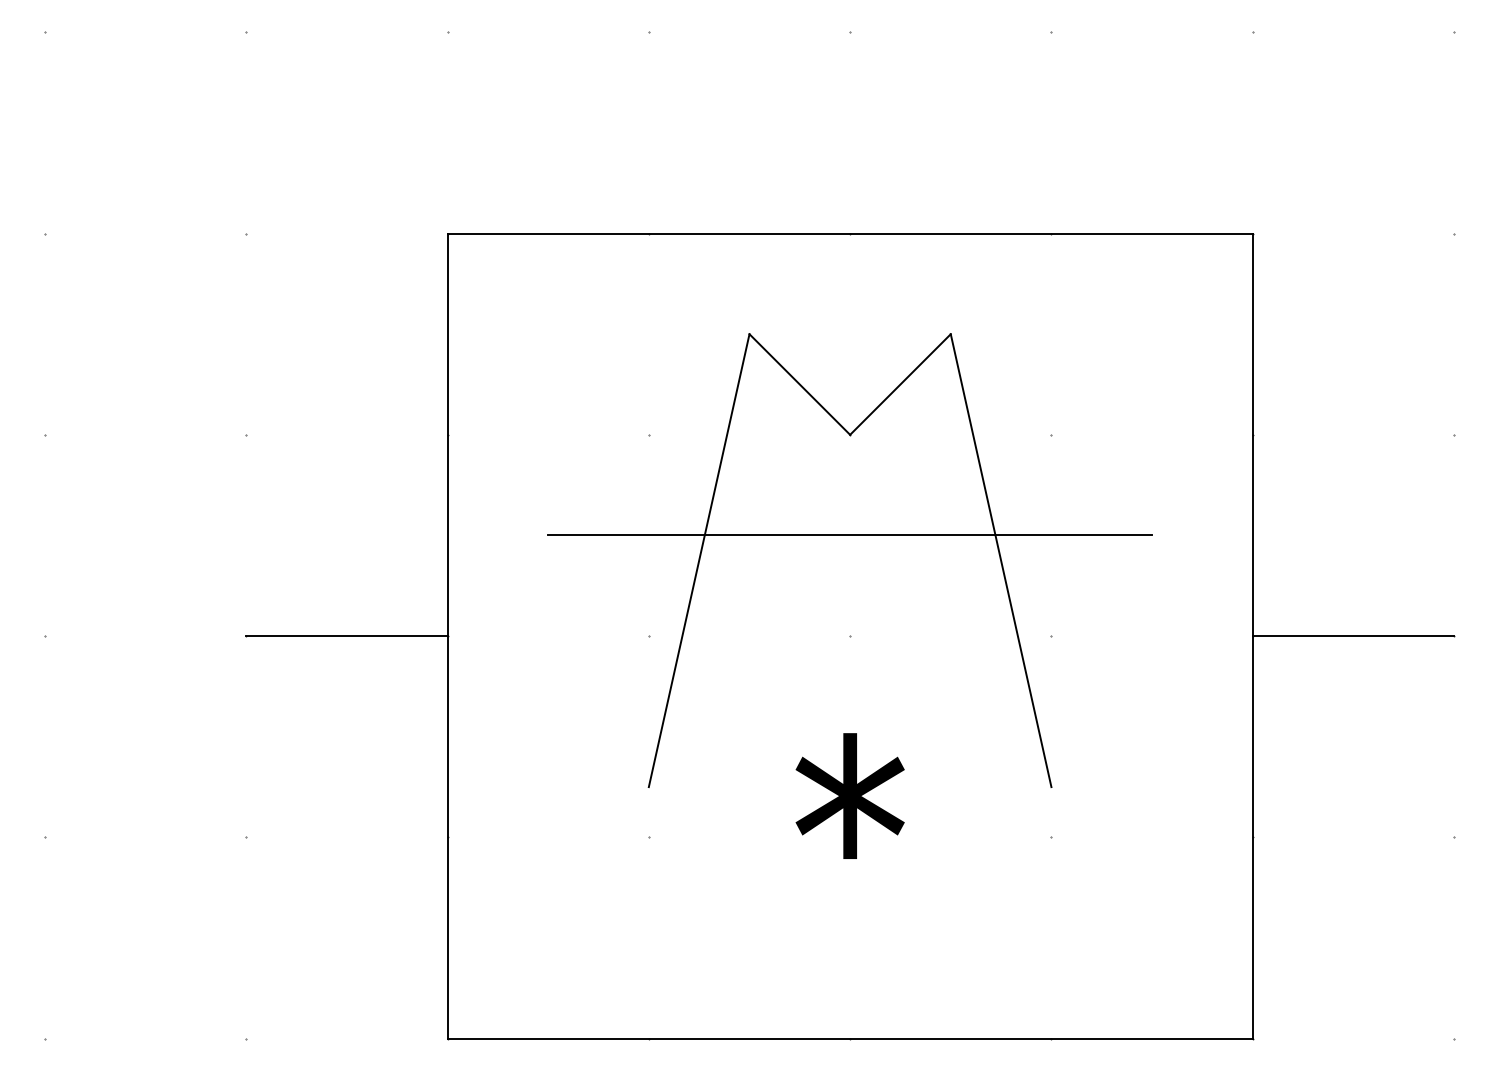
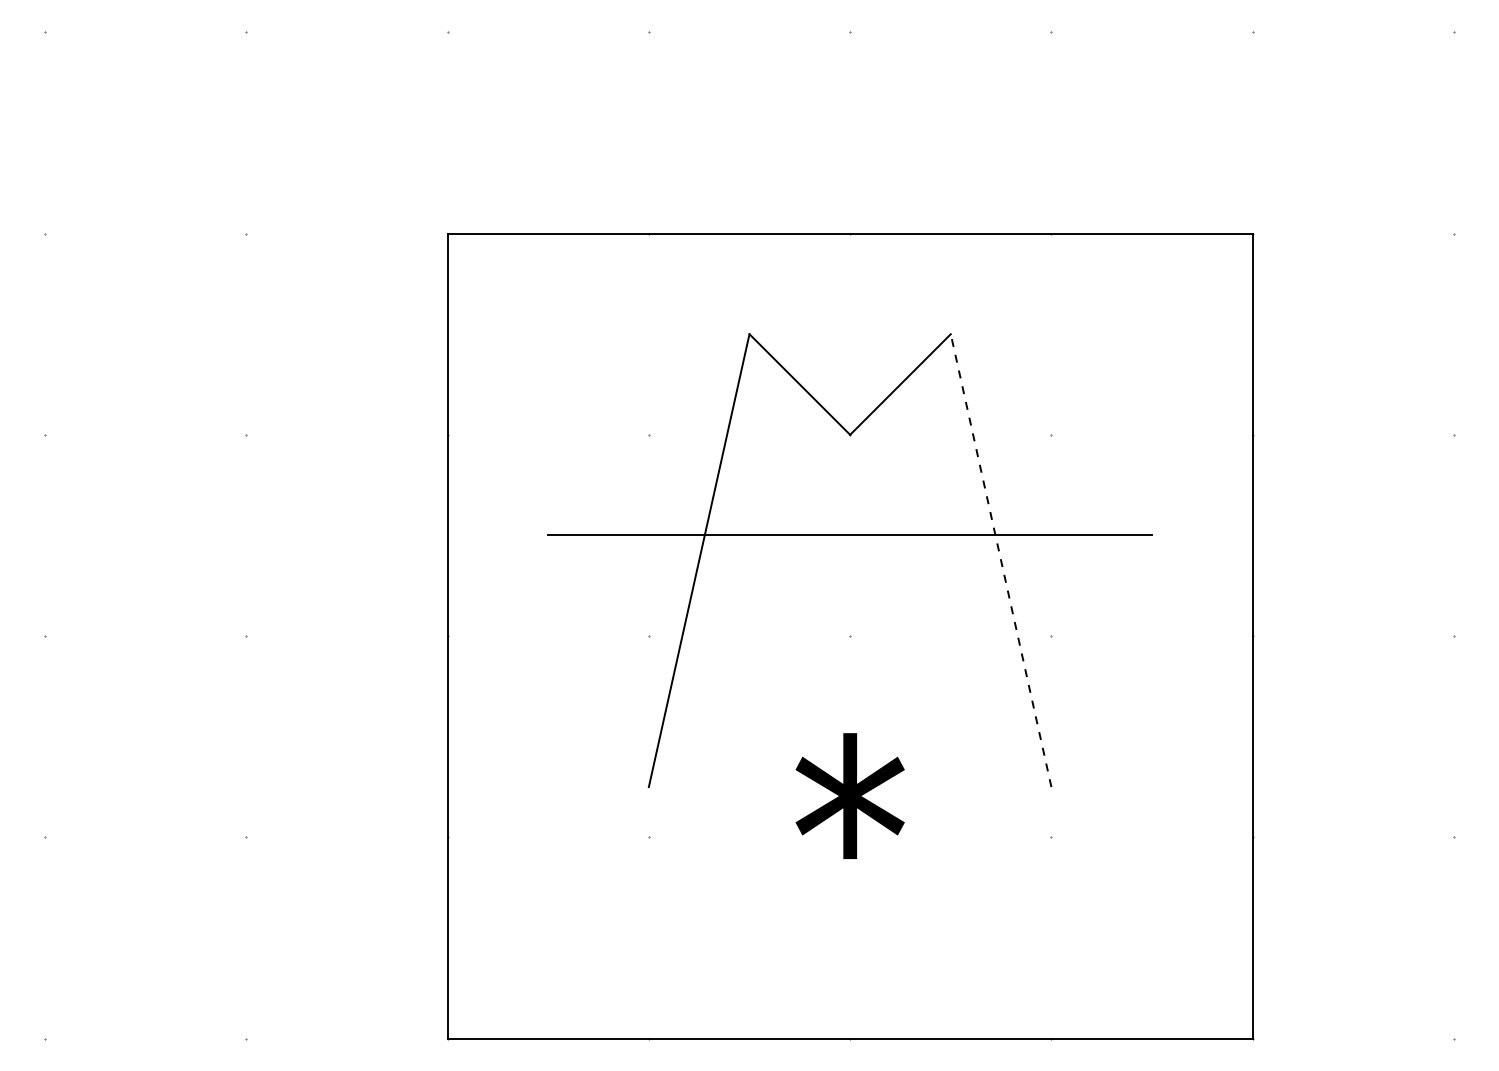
line: solid -> dashed (1001, 560)
line: present -> none (346, 636)
line: present -> none (1353, 636)
